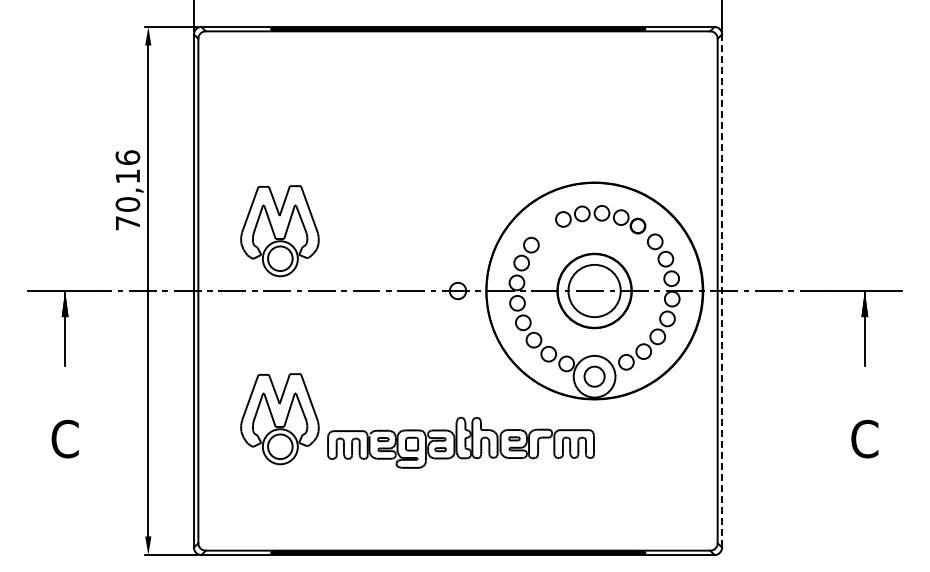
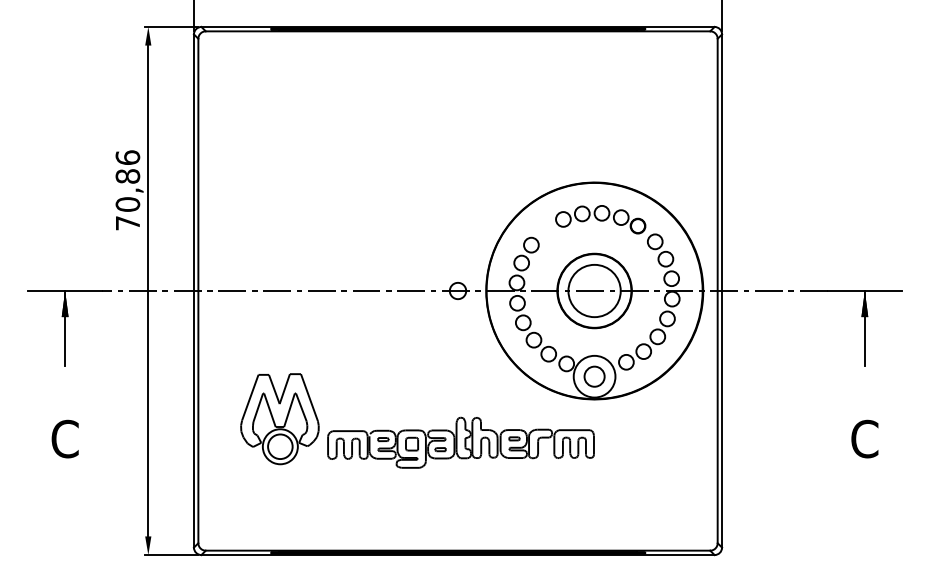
text: 70,16 -> 70,86 (127, 176)
part: present -> none (279, 231)
line: dashed -> solid (722, 291)
